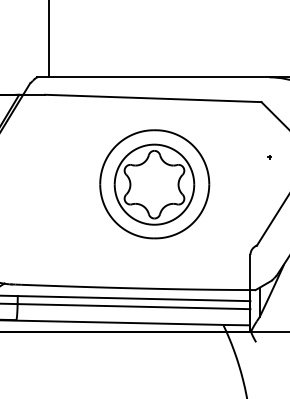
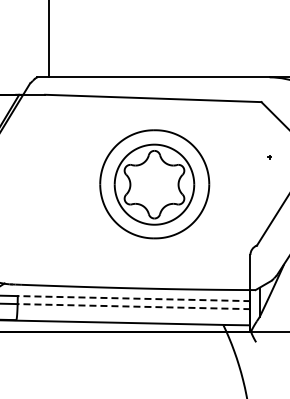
line: solid -> dashed (133, 298)
line: solid -> dashed (133, 306)
